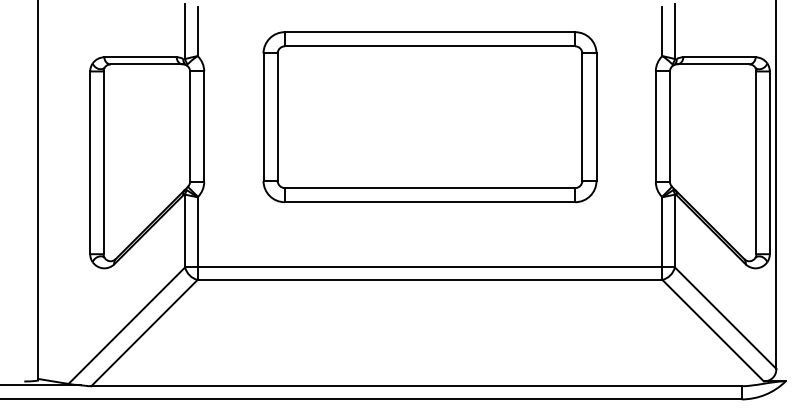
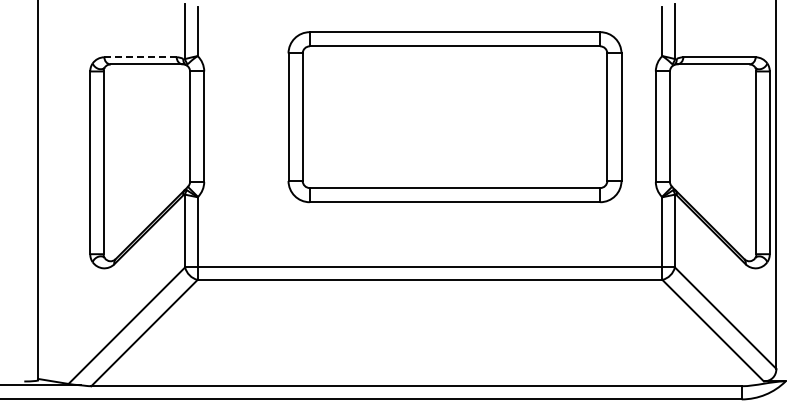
line: solid -> dashed (141, 57)
part position: (429, 117) -> (454, 117) (454, 117)
